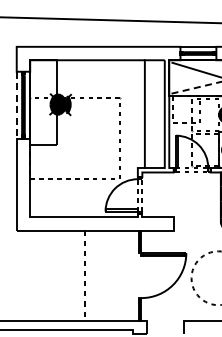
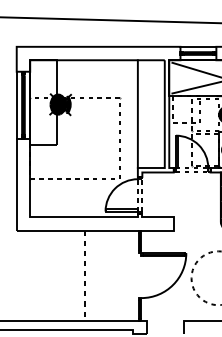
line: dashed -> solid (196, 87)
line: dashed -> solid (16, 105)
line position: (144, 114) -> (137, 114) (137, 114)
